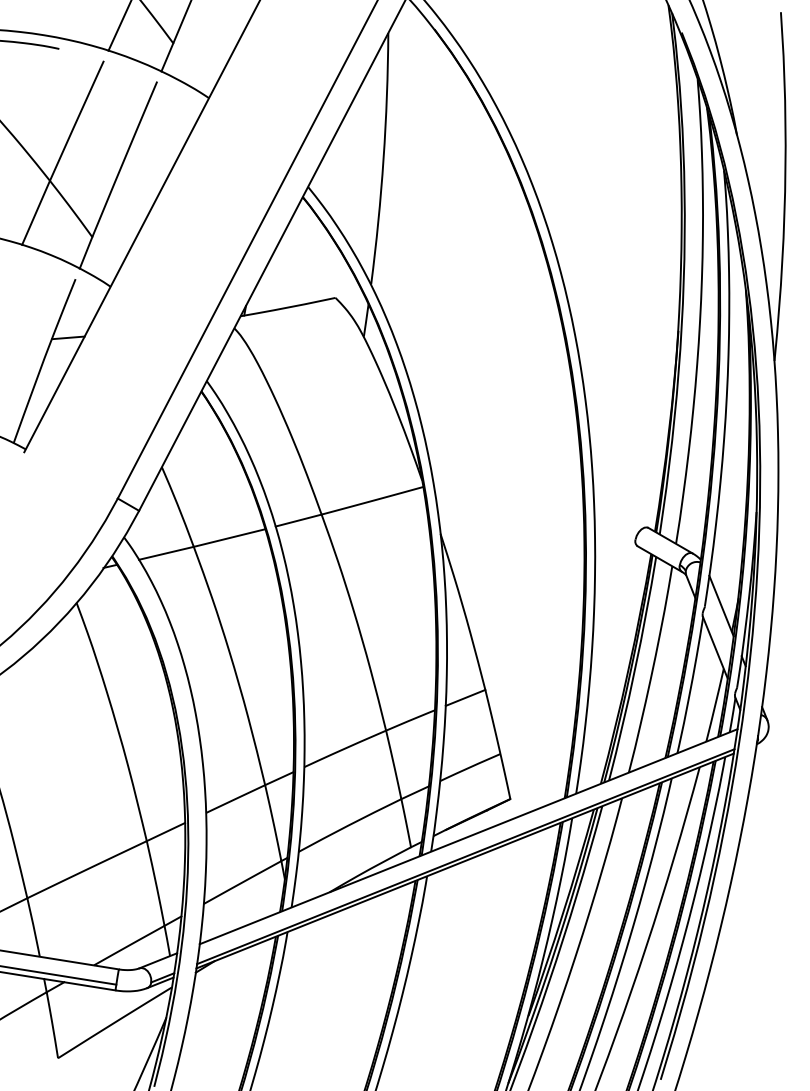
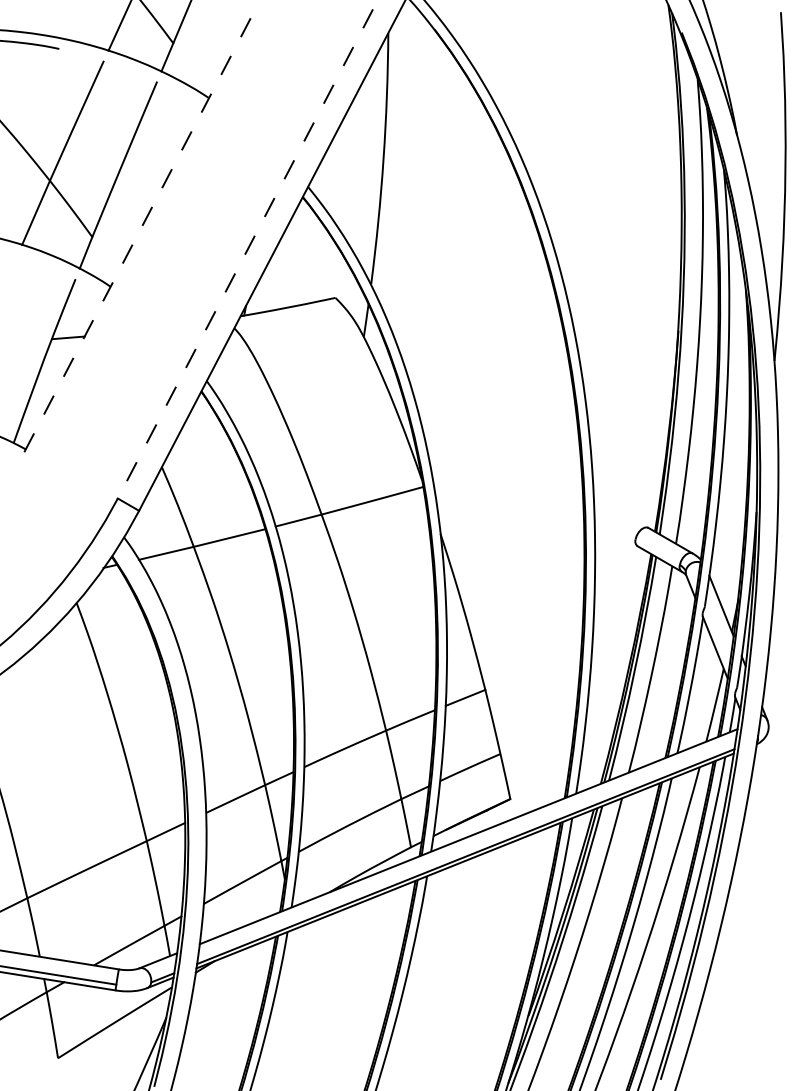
line: solid -> dashed (142, 226)
line: solid -> dashed (247, 249)
